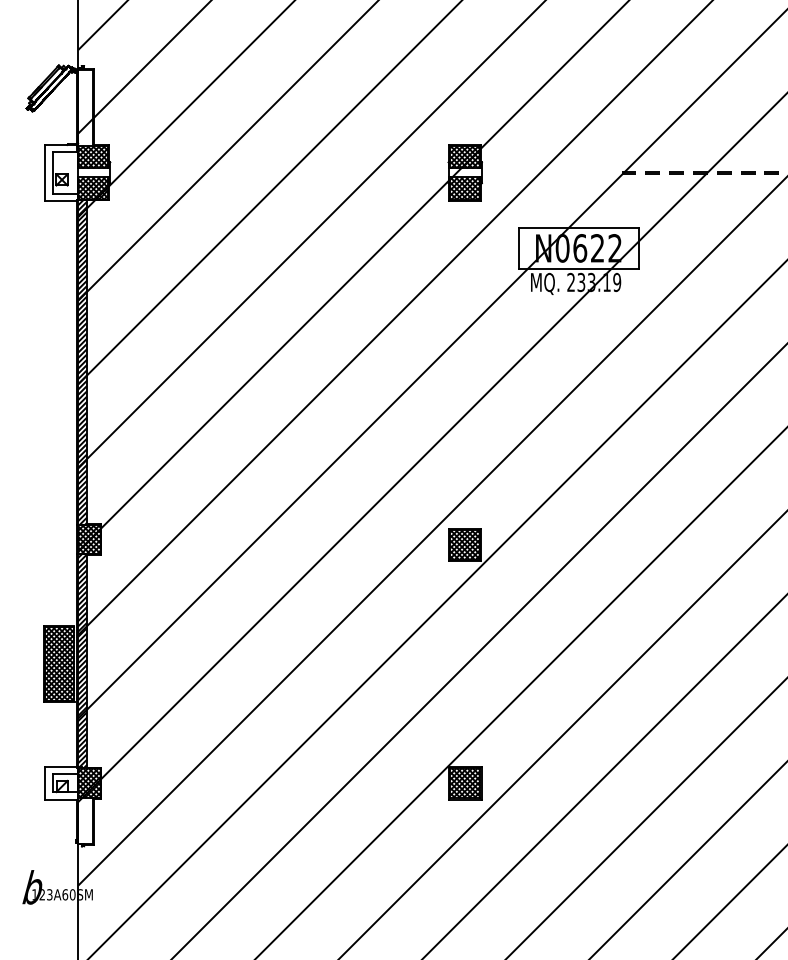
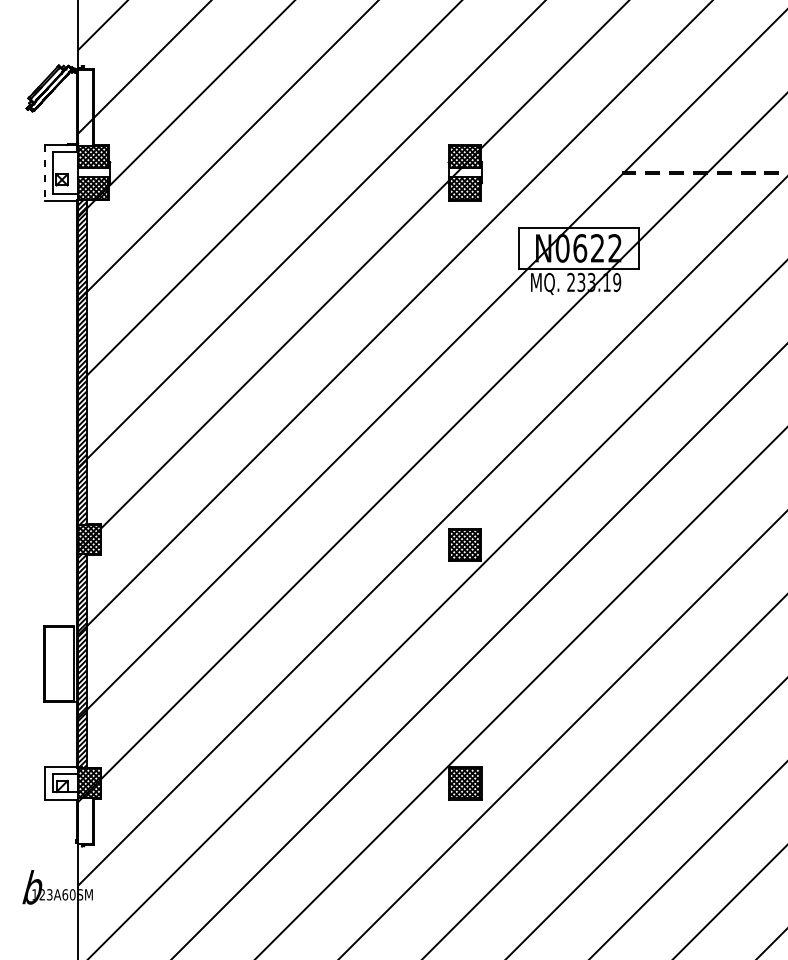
line: solid -> dashed (45, 173)
hatch: present -> none (59, 663)
